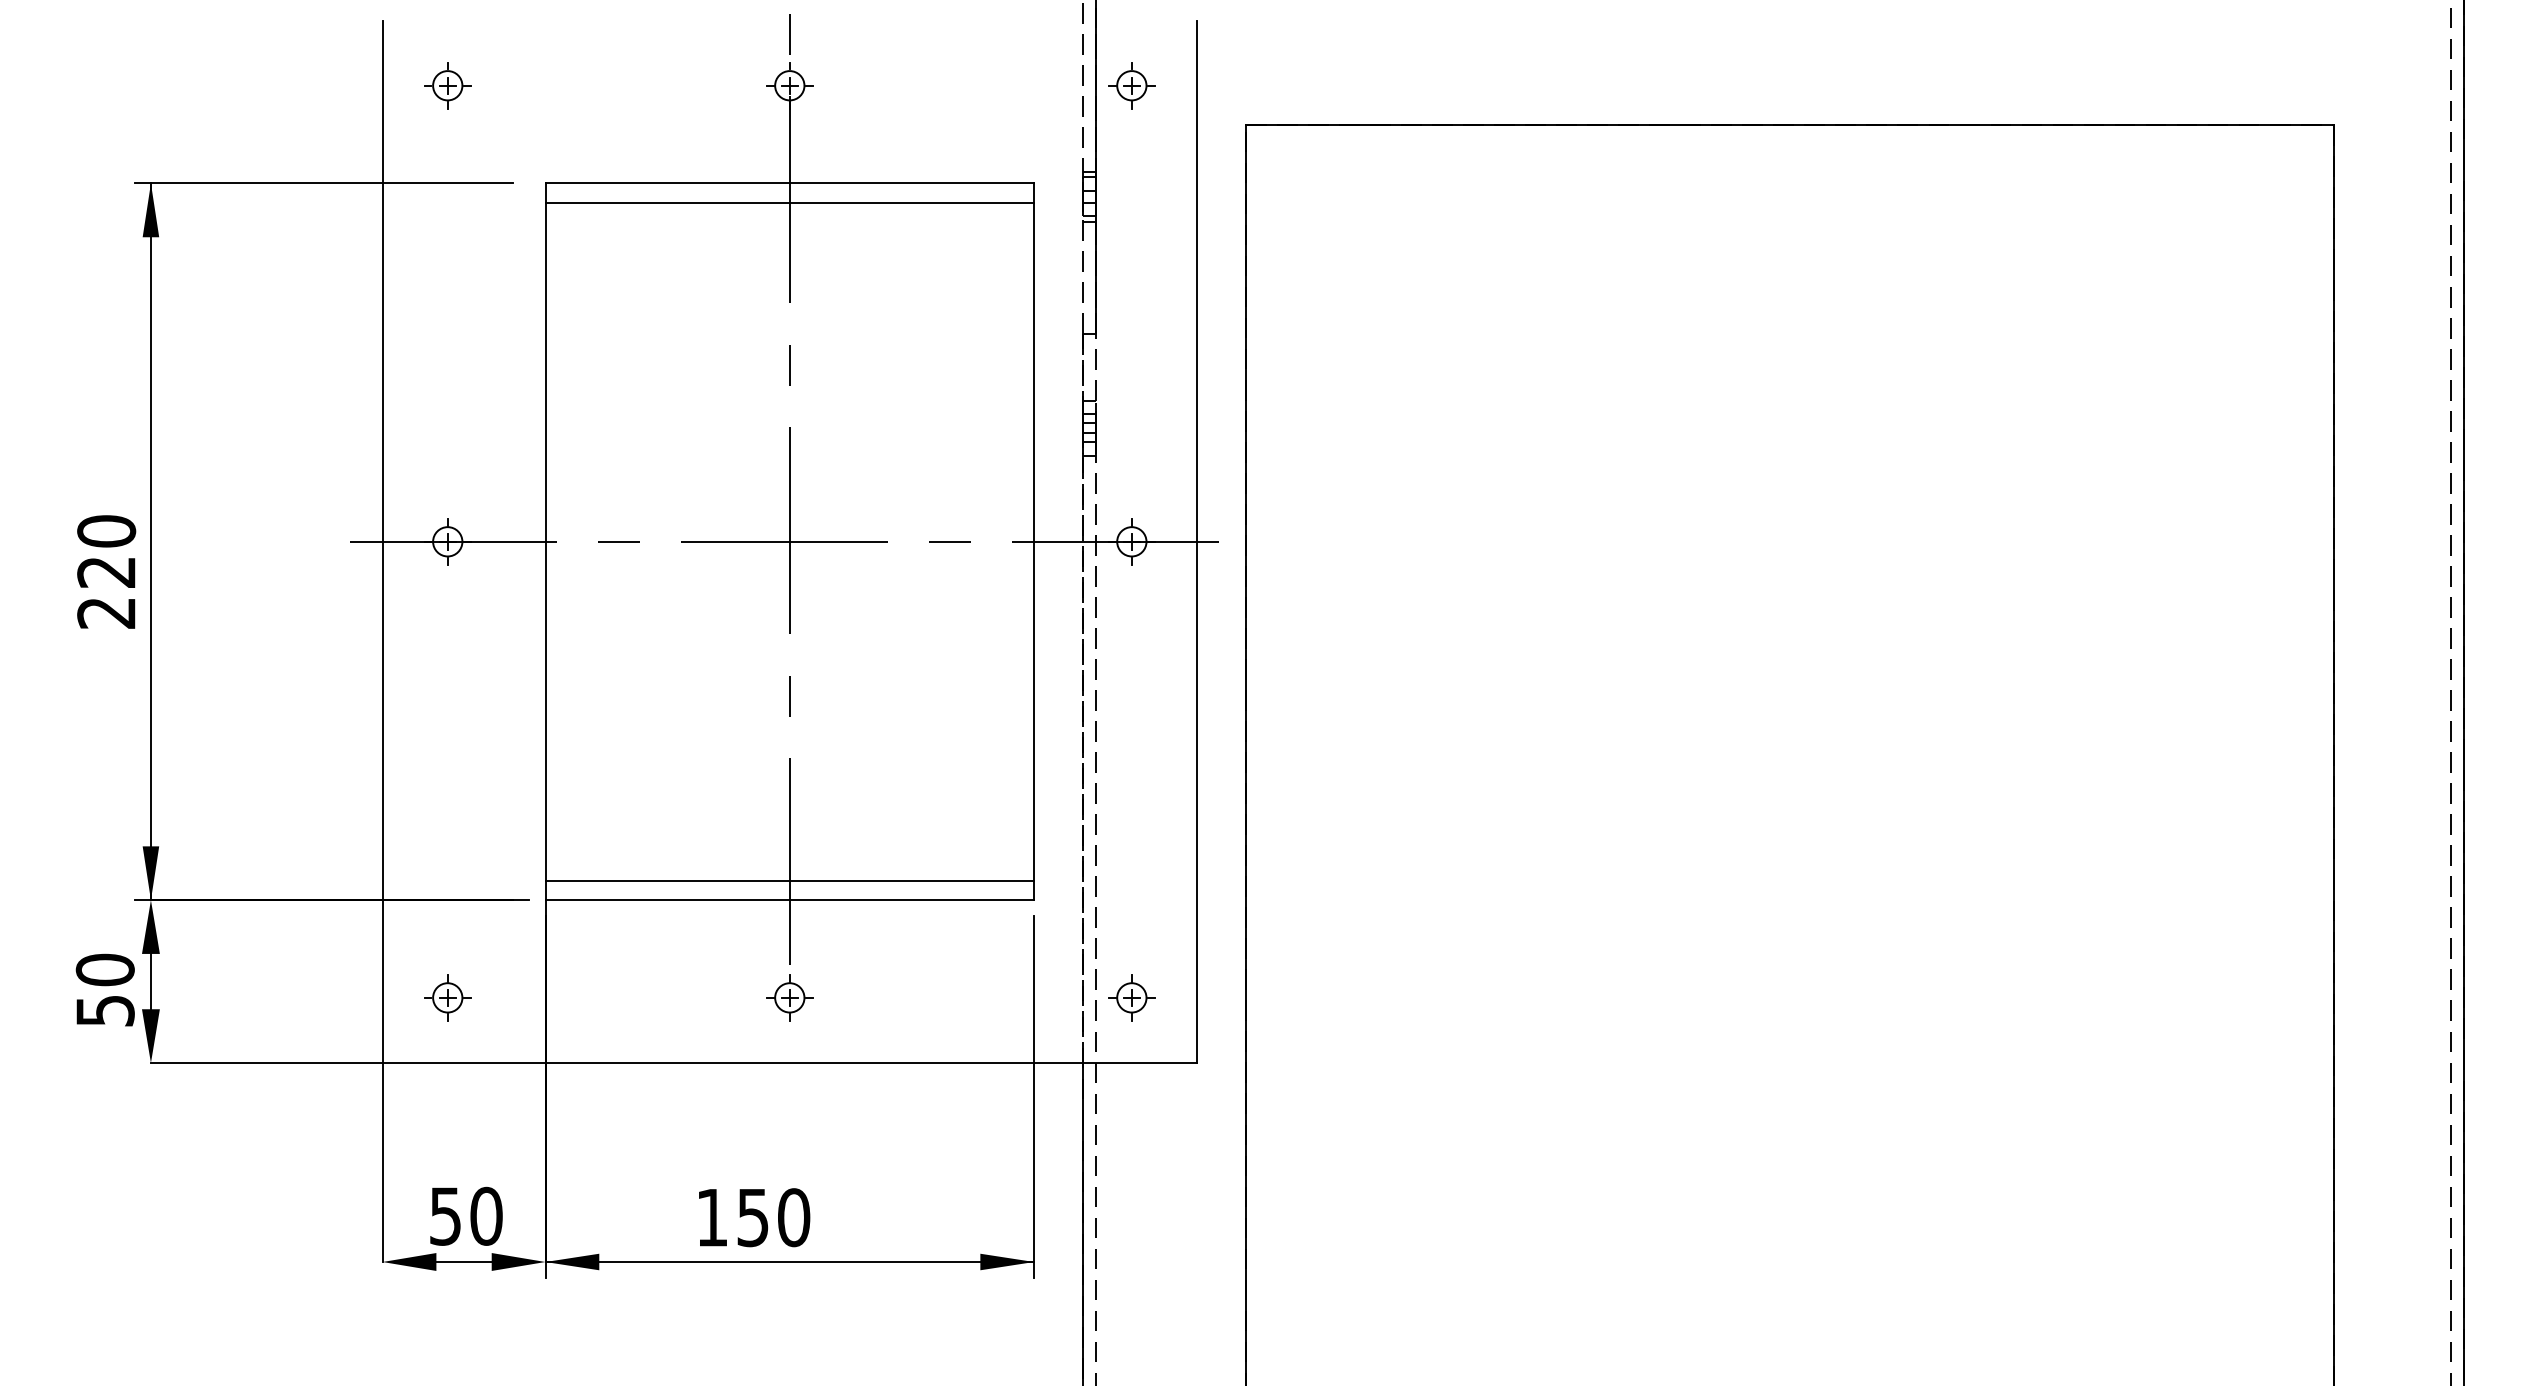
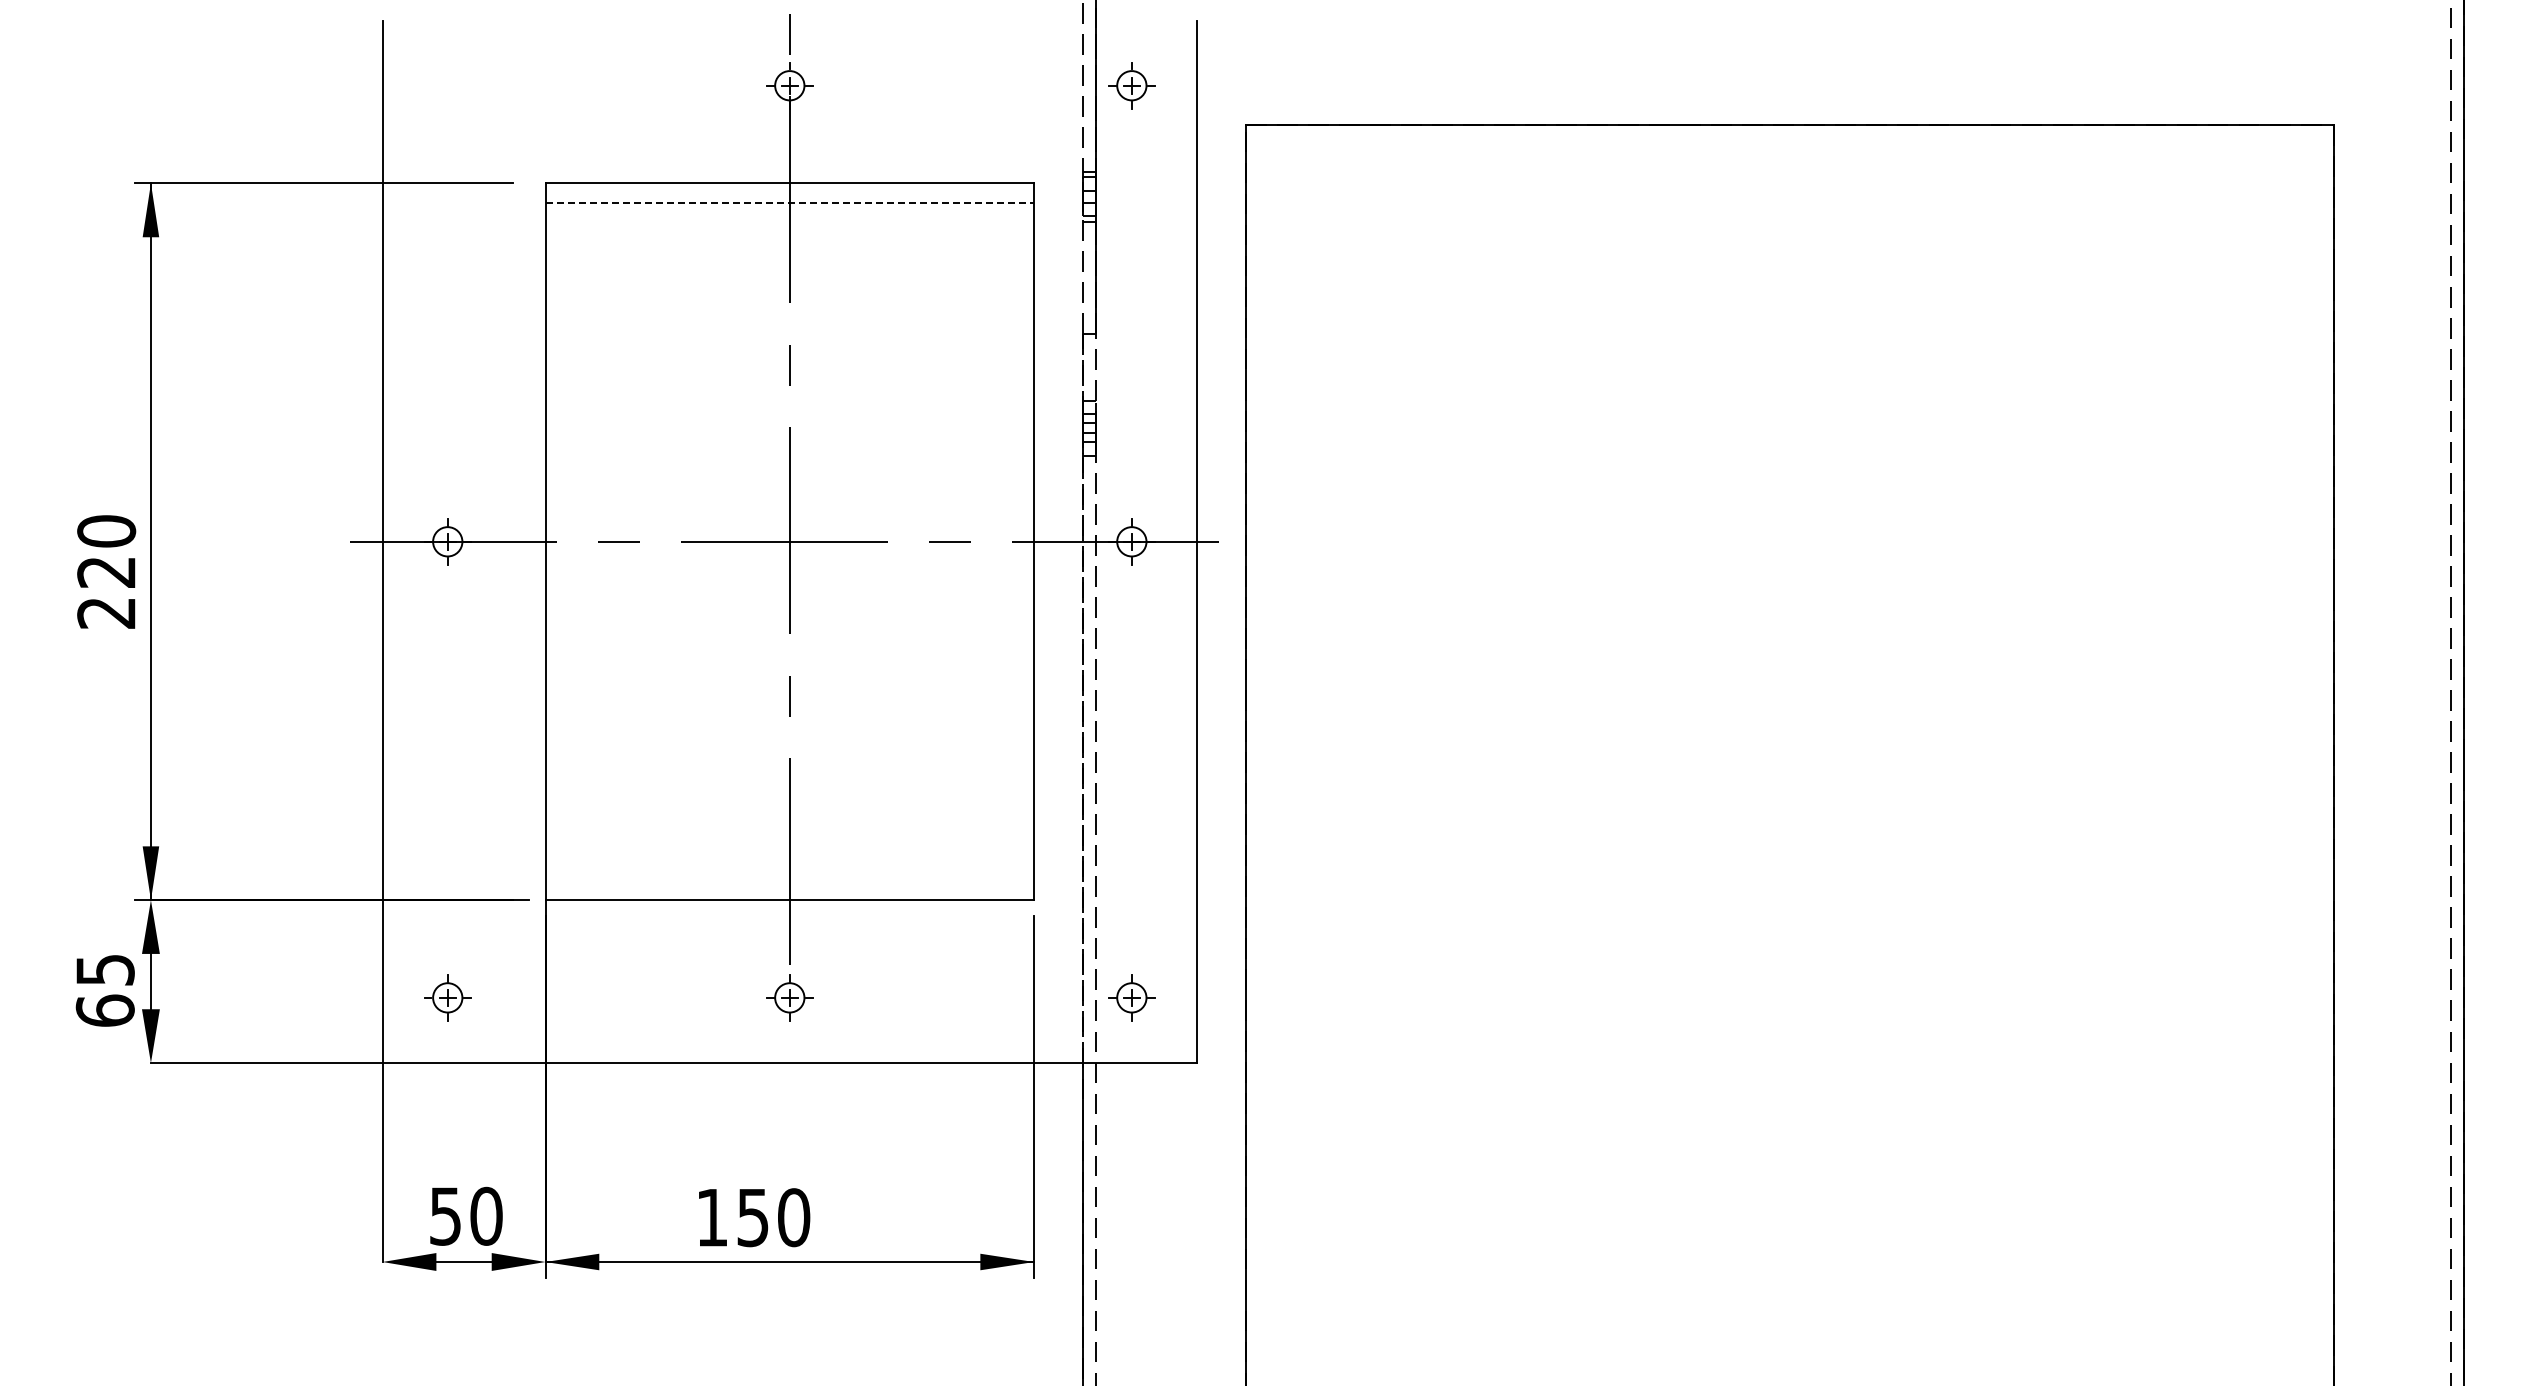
part: present -> none (447, 85)
line: solid -> dashed (790, 203)
line: present -> none (789, 880)
text: 50 -> 65 (104, 989)
